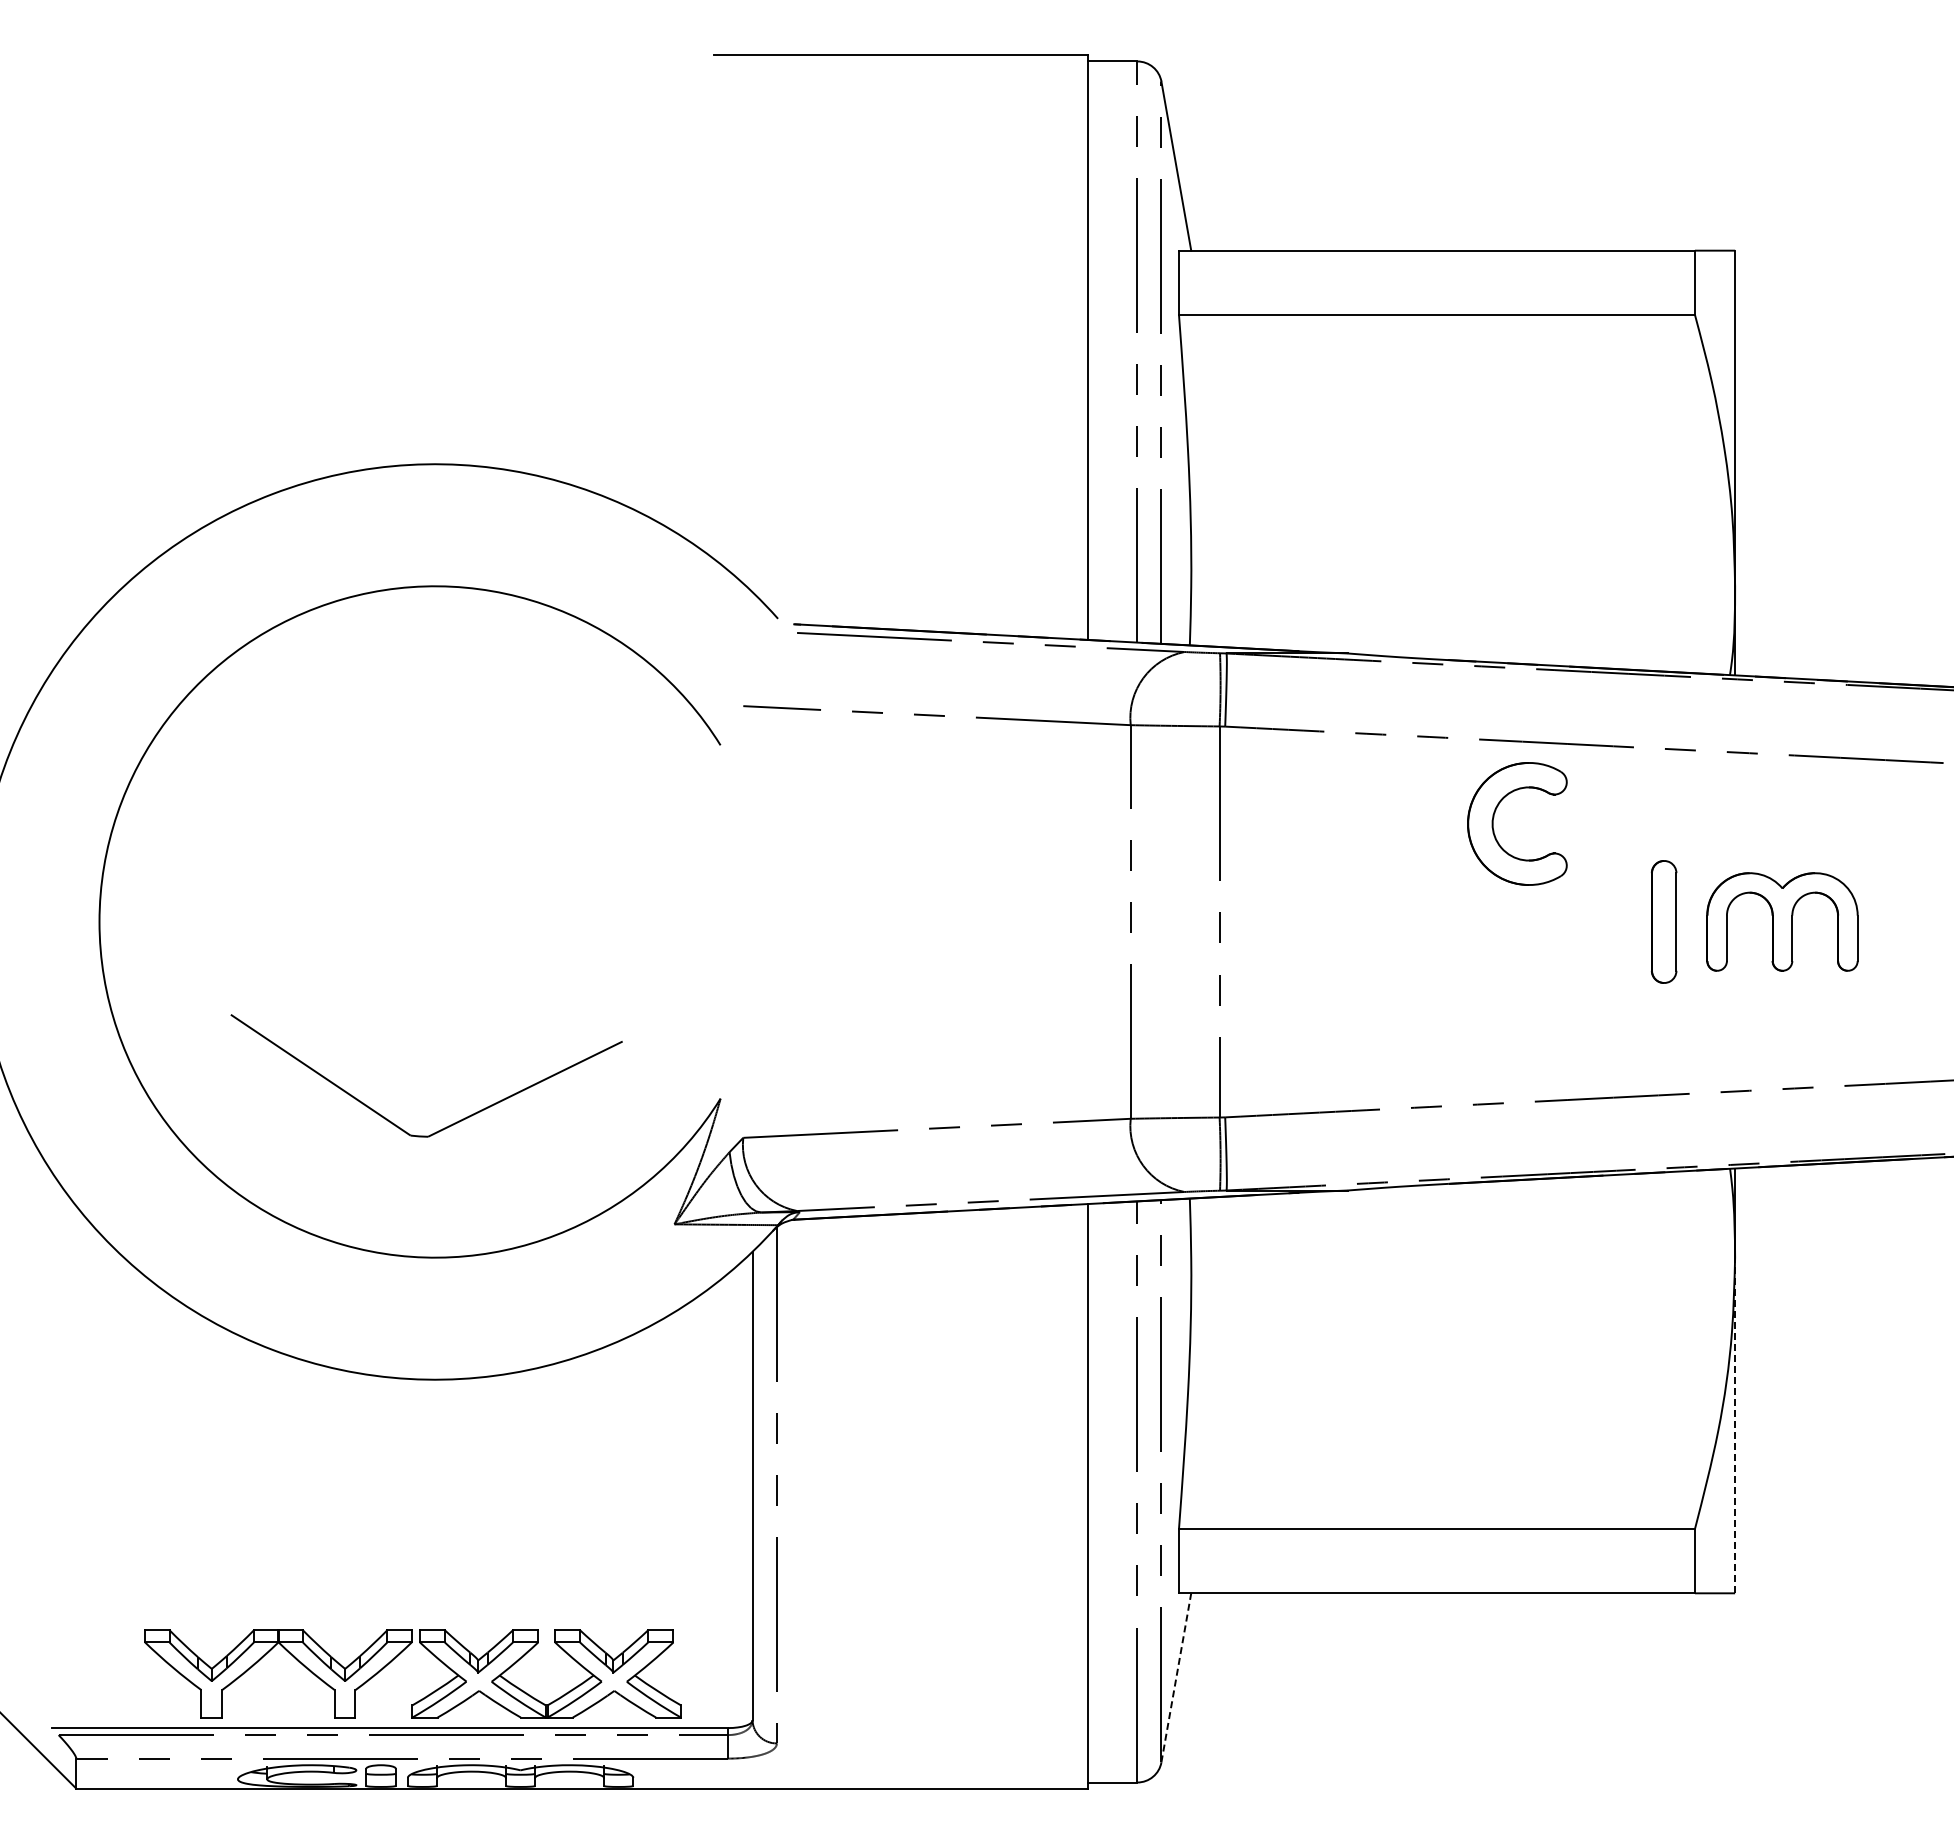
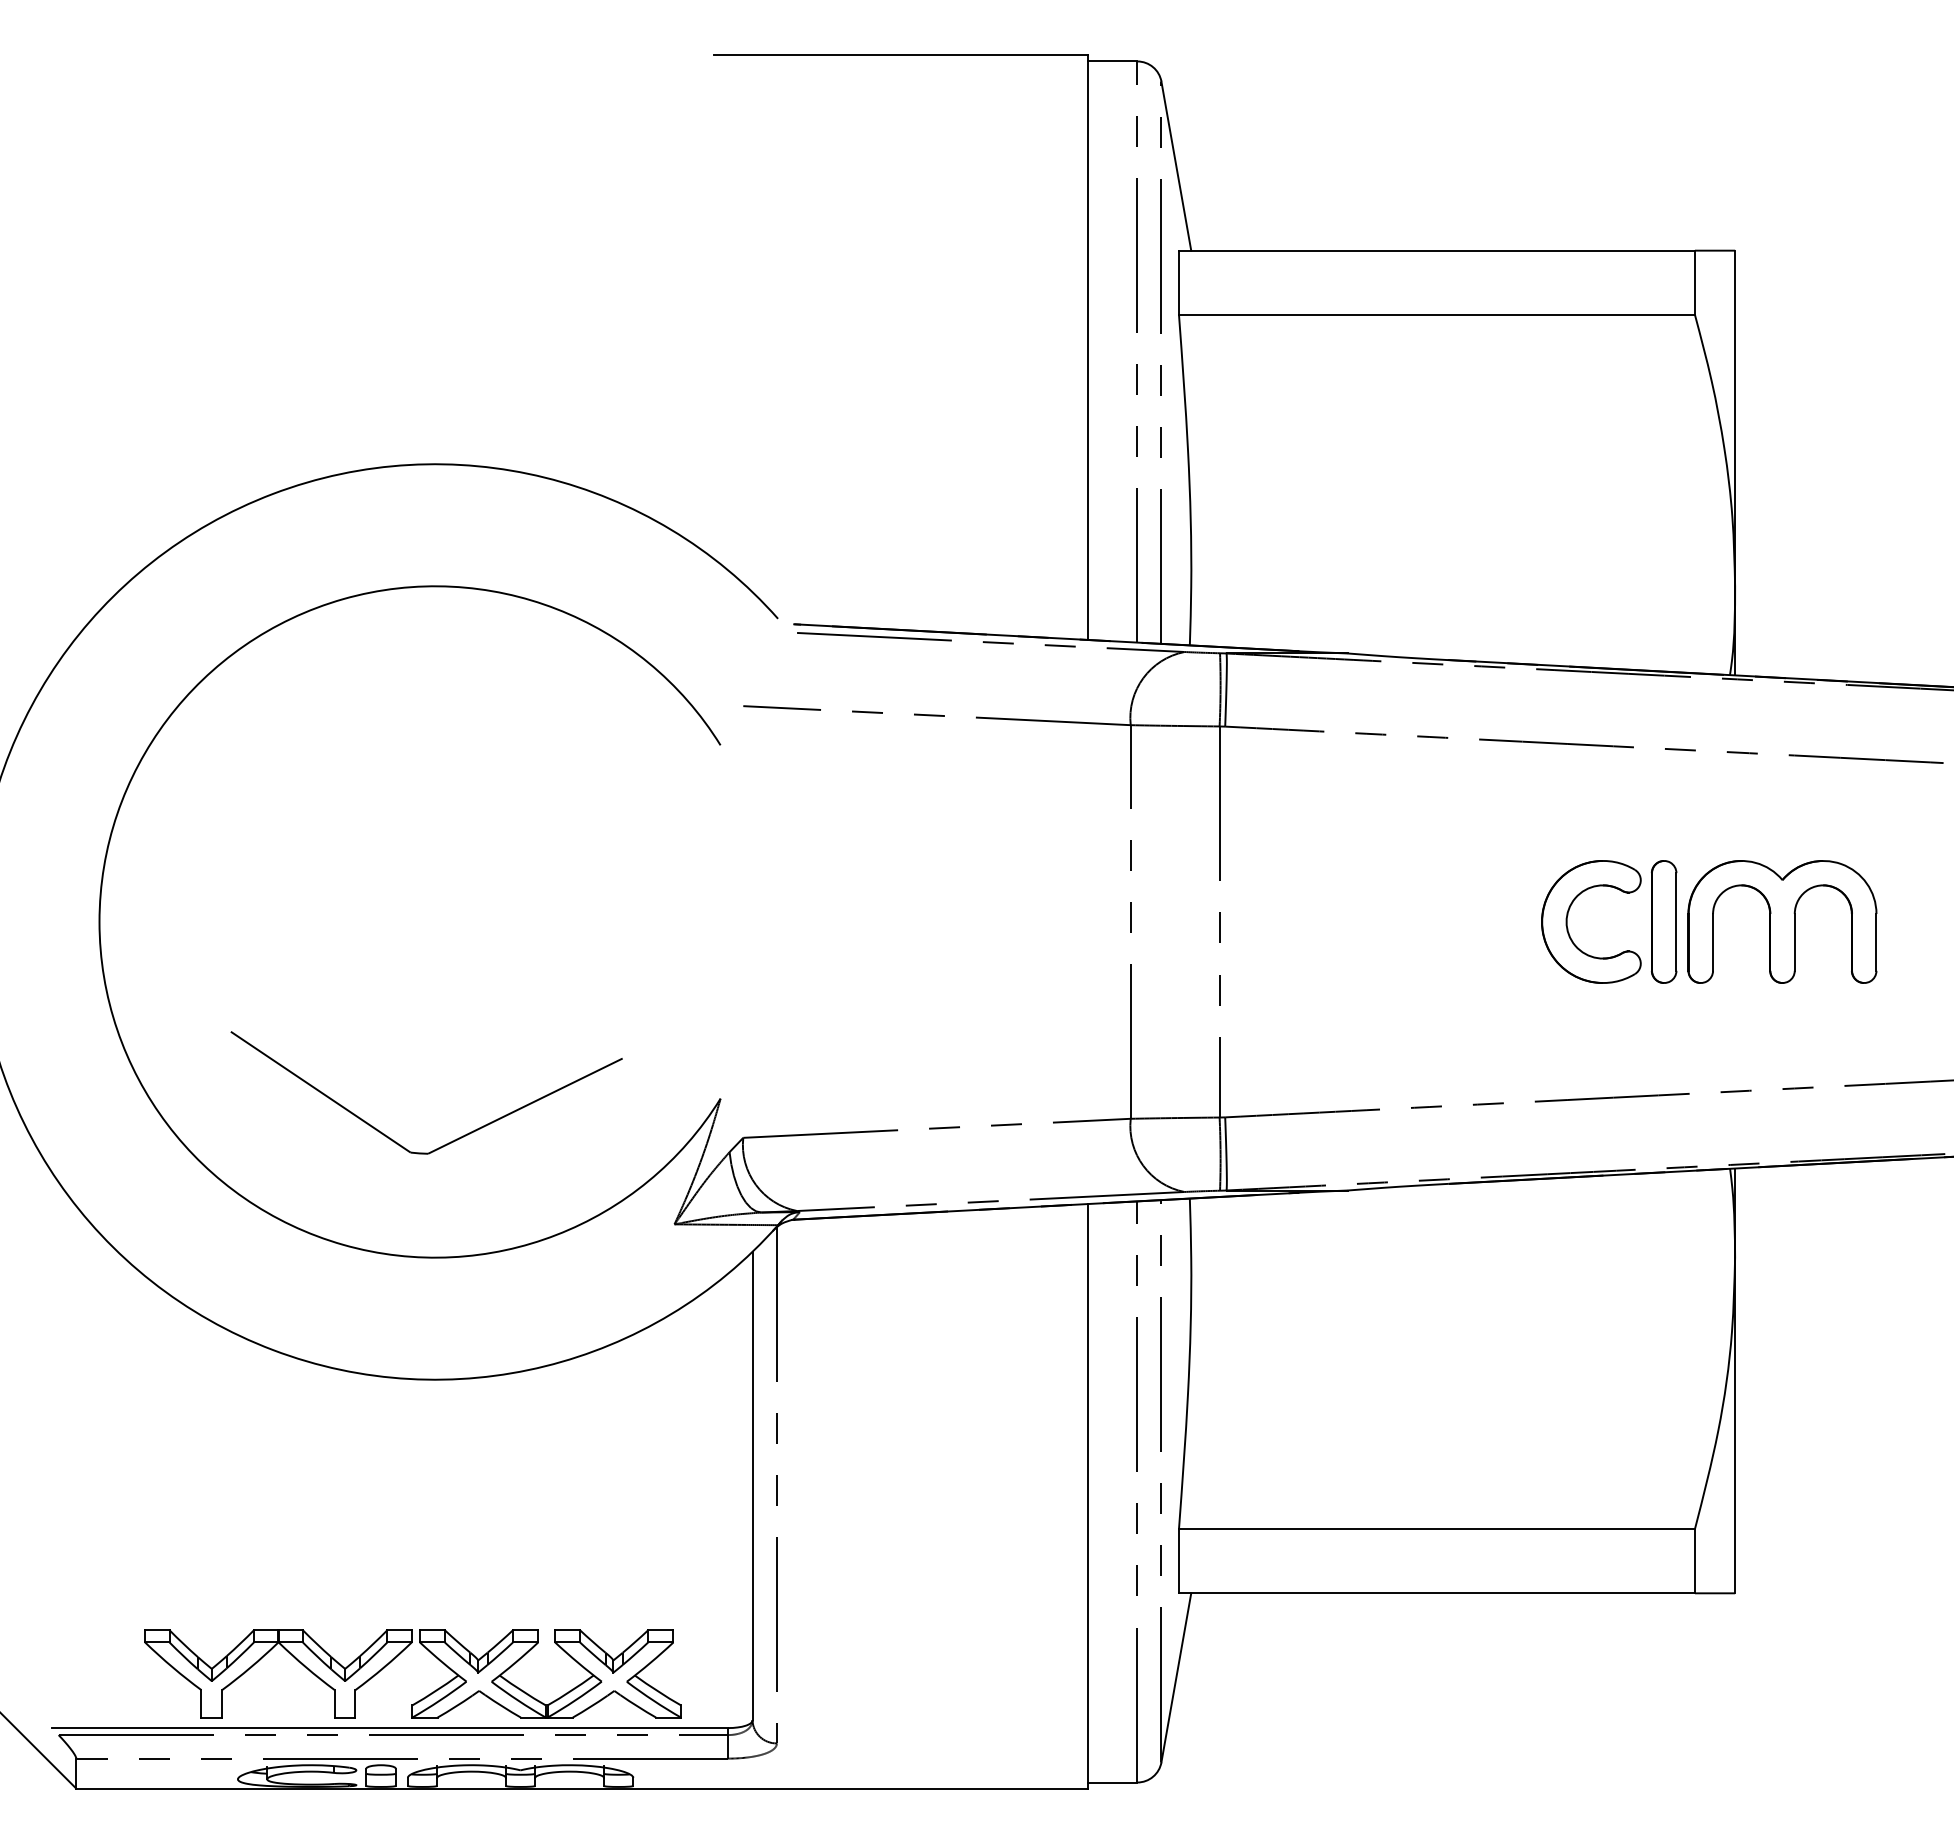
part position: (1494, 817) -> (1568, 915) (1568, 915)
part size: 153x100 px -> 191x124 px (1782, 921)
part position: (450, 1124) -> (450, 1141) (450, 1141)
line: dashed -> solid (1735, 1425)
line: dashed -> solid (1176, 1677)
